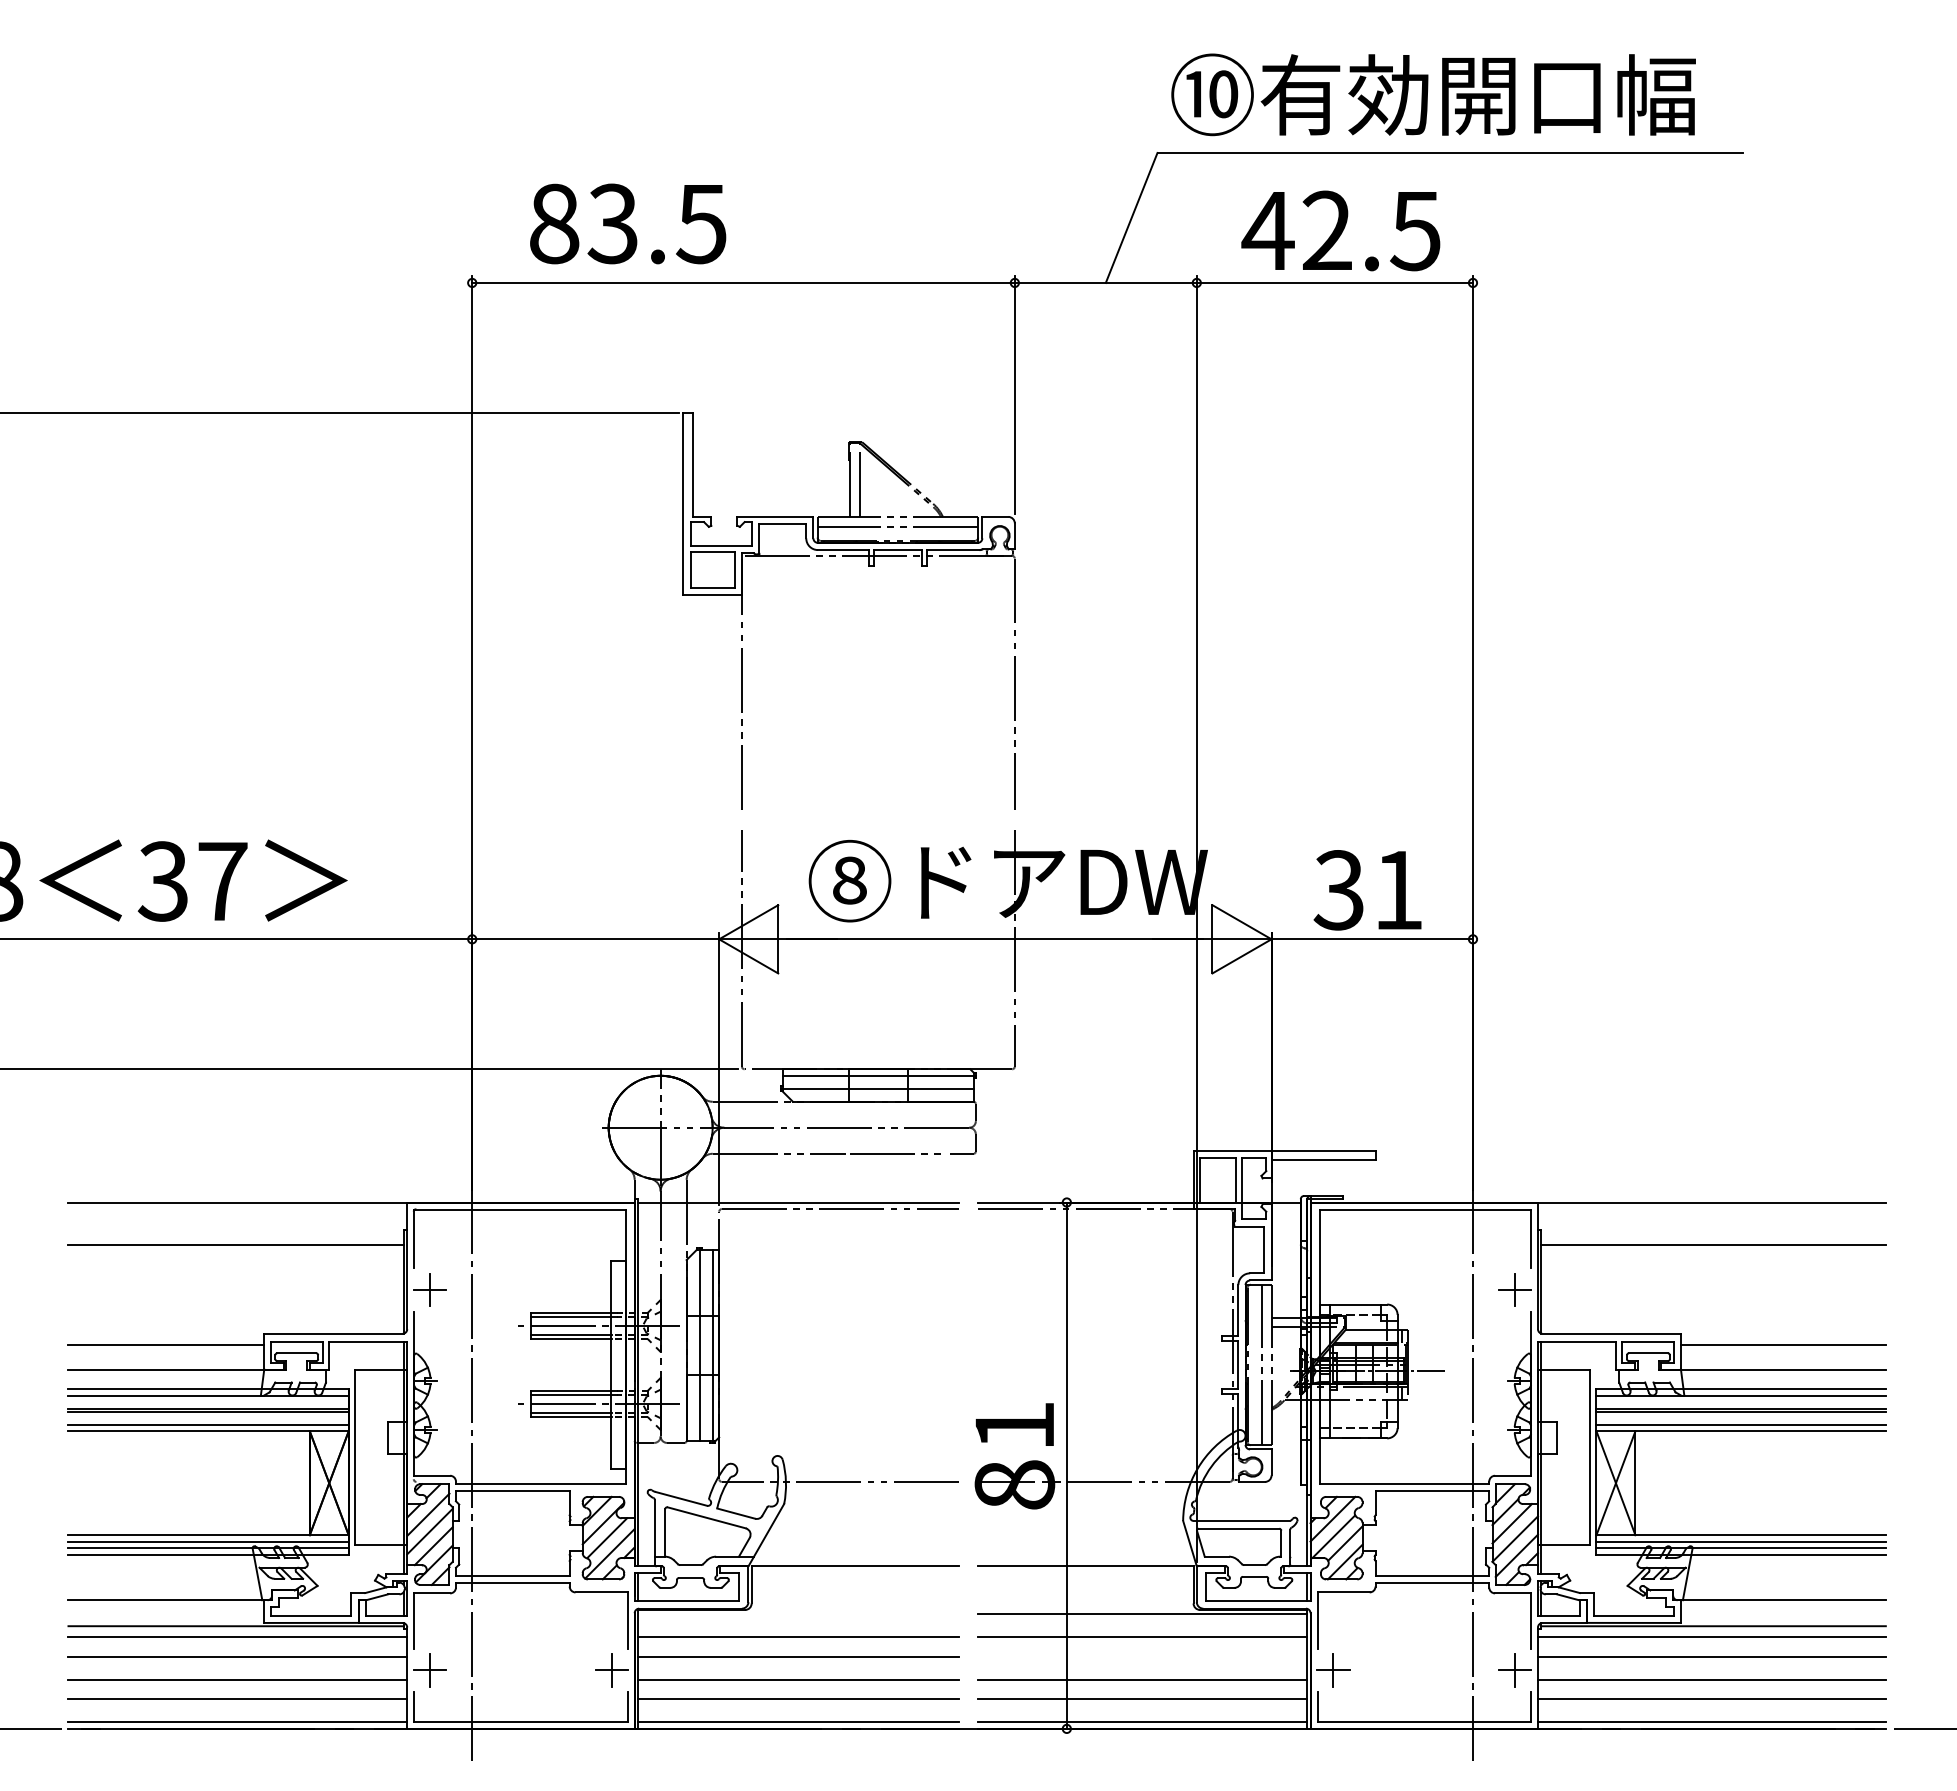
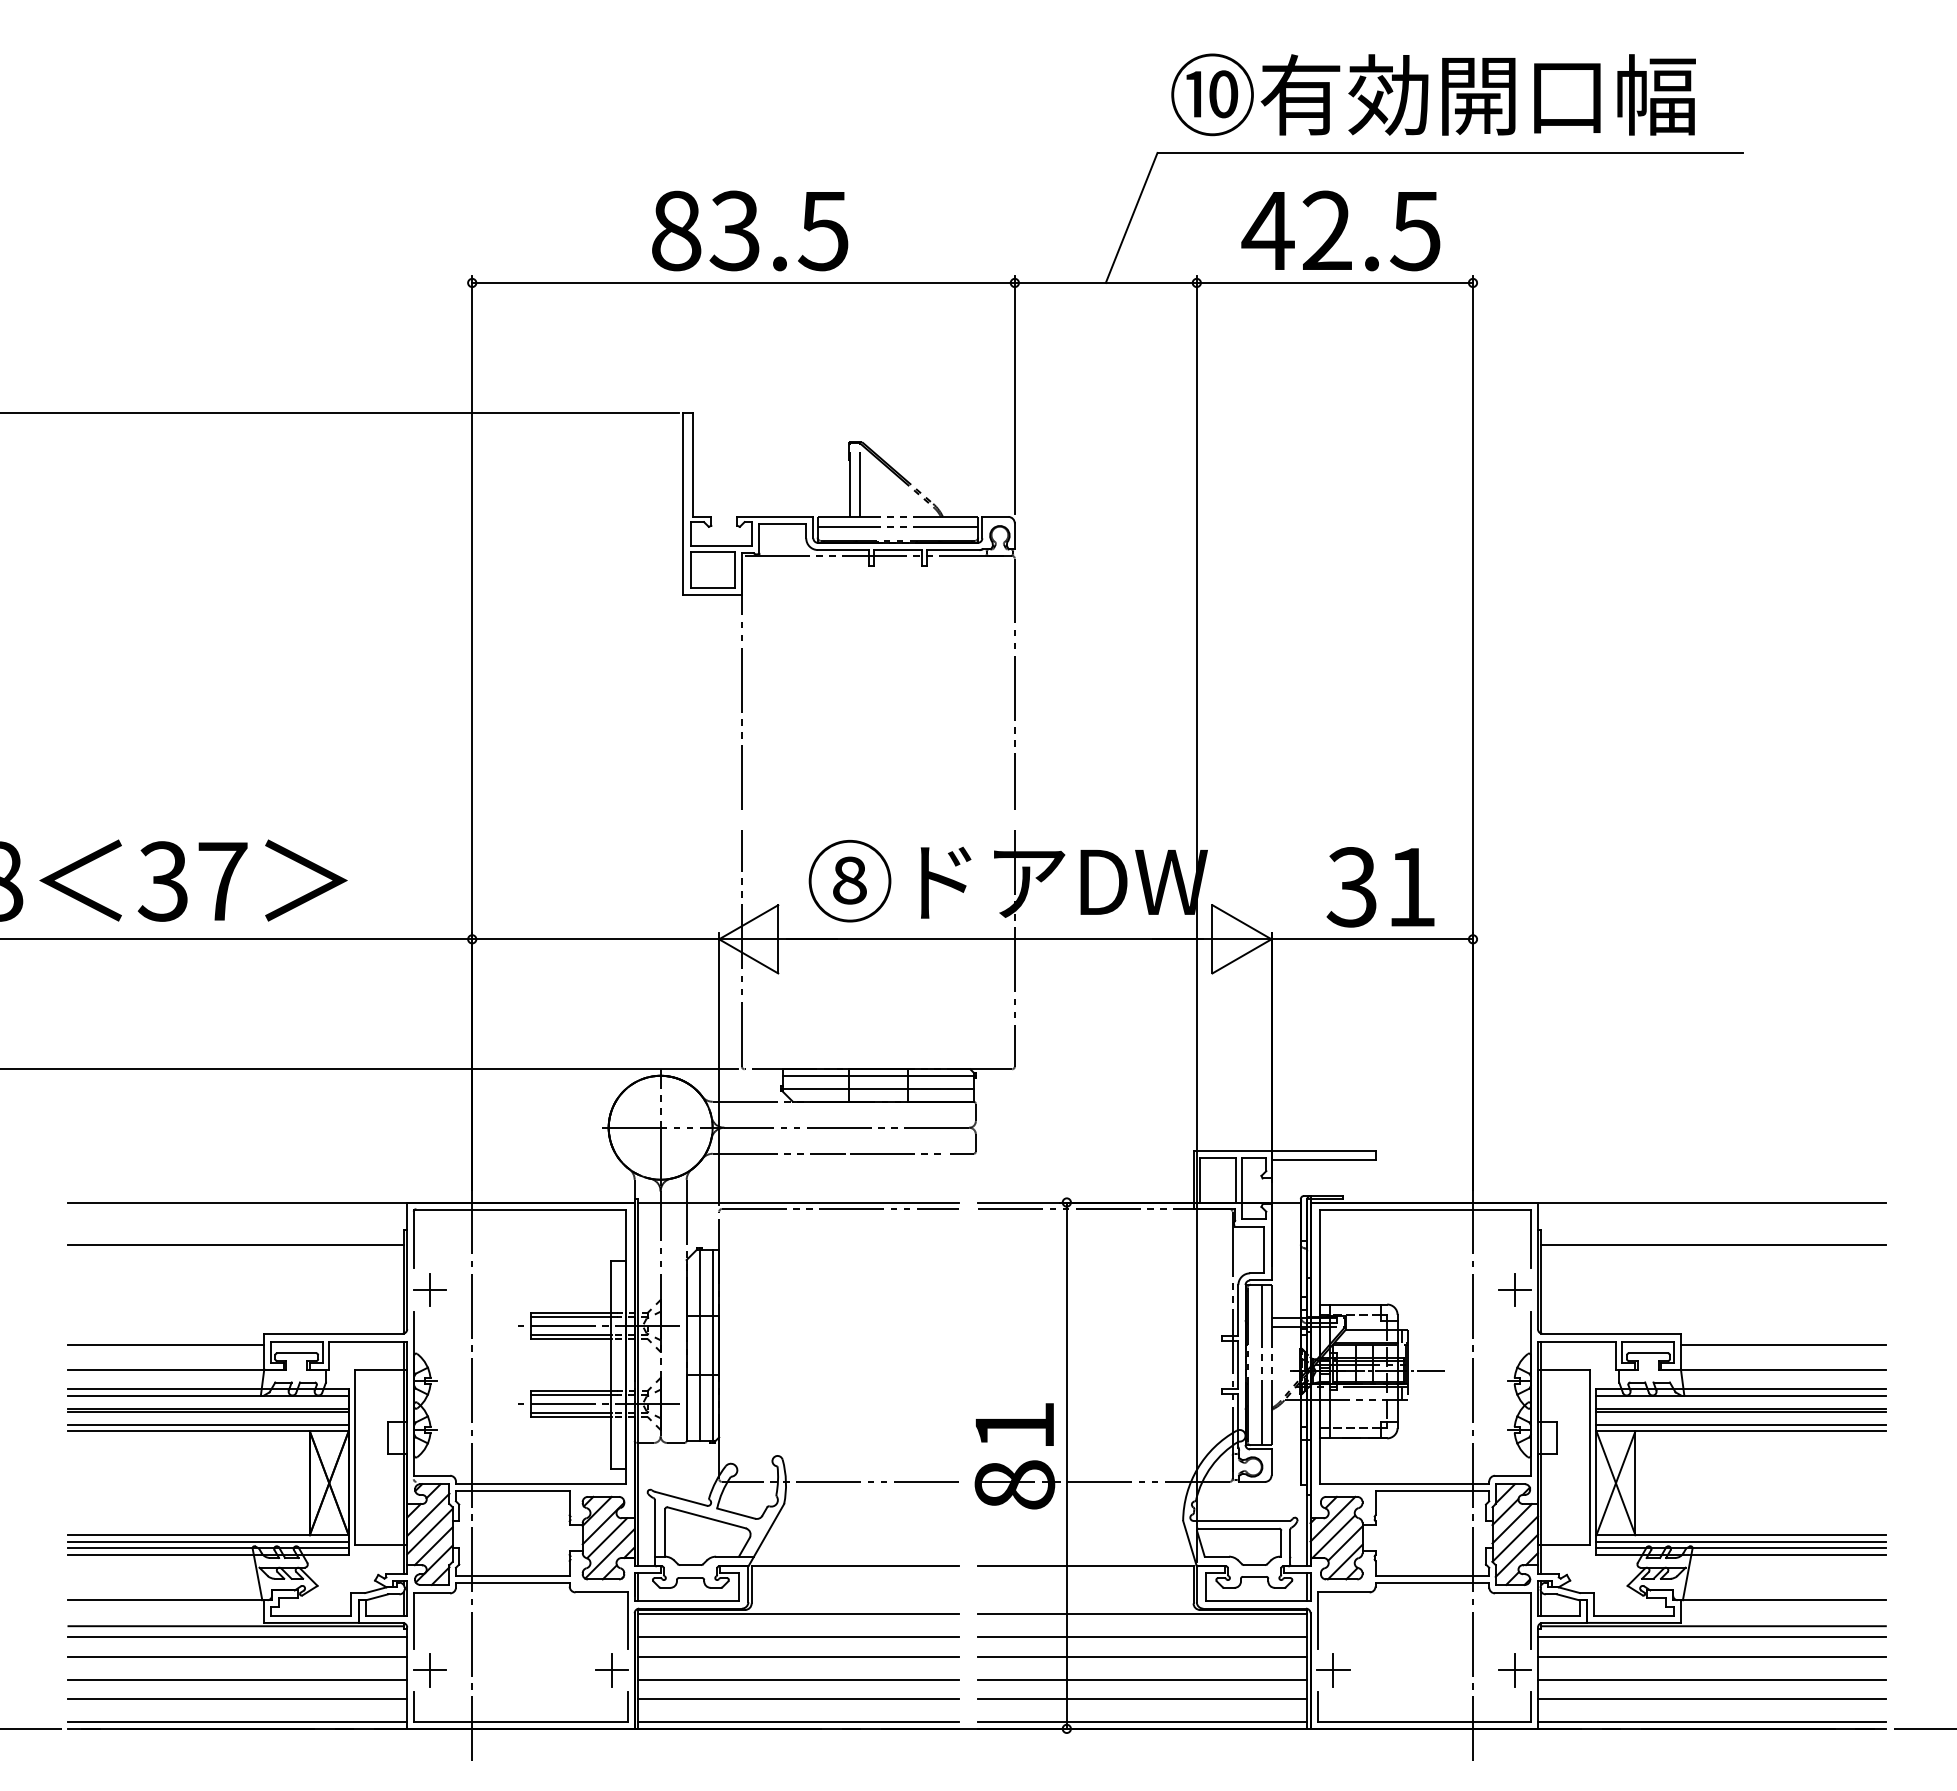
text position: (628, 223) -> (750, 230) (750, 230)
text position: (1367, 890) -> (1380, 887) (1380, 887)
line: none -> present (797, 1613)
line: none -> present (1142, 1656)
